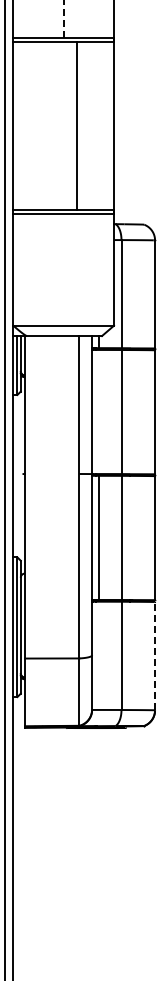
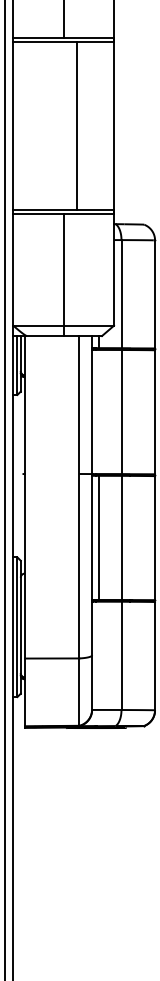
line: dashed -> solid (63, 19)
line: none -> present (63, 275)
line: dashed -> solid (155, 655)
